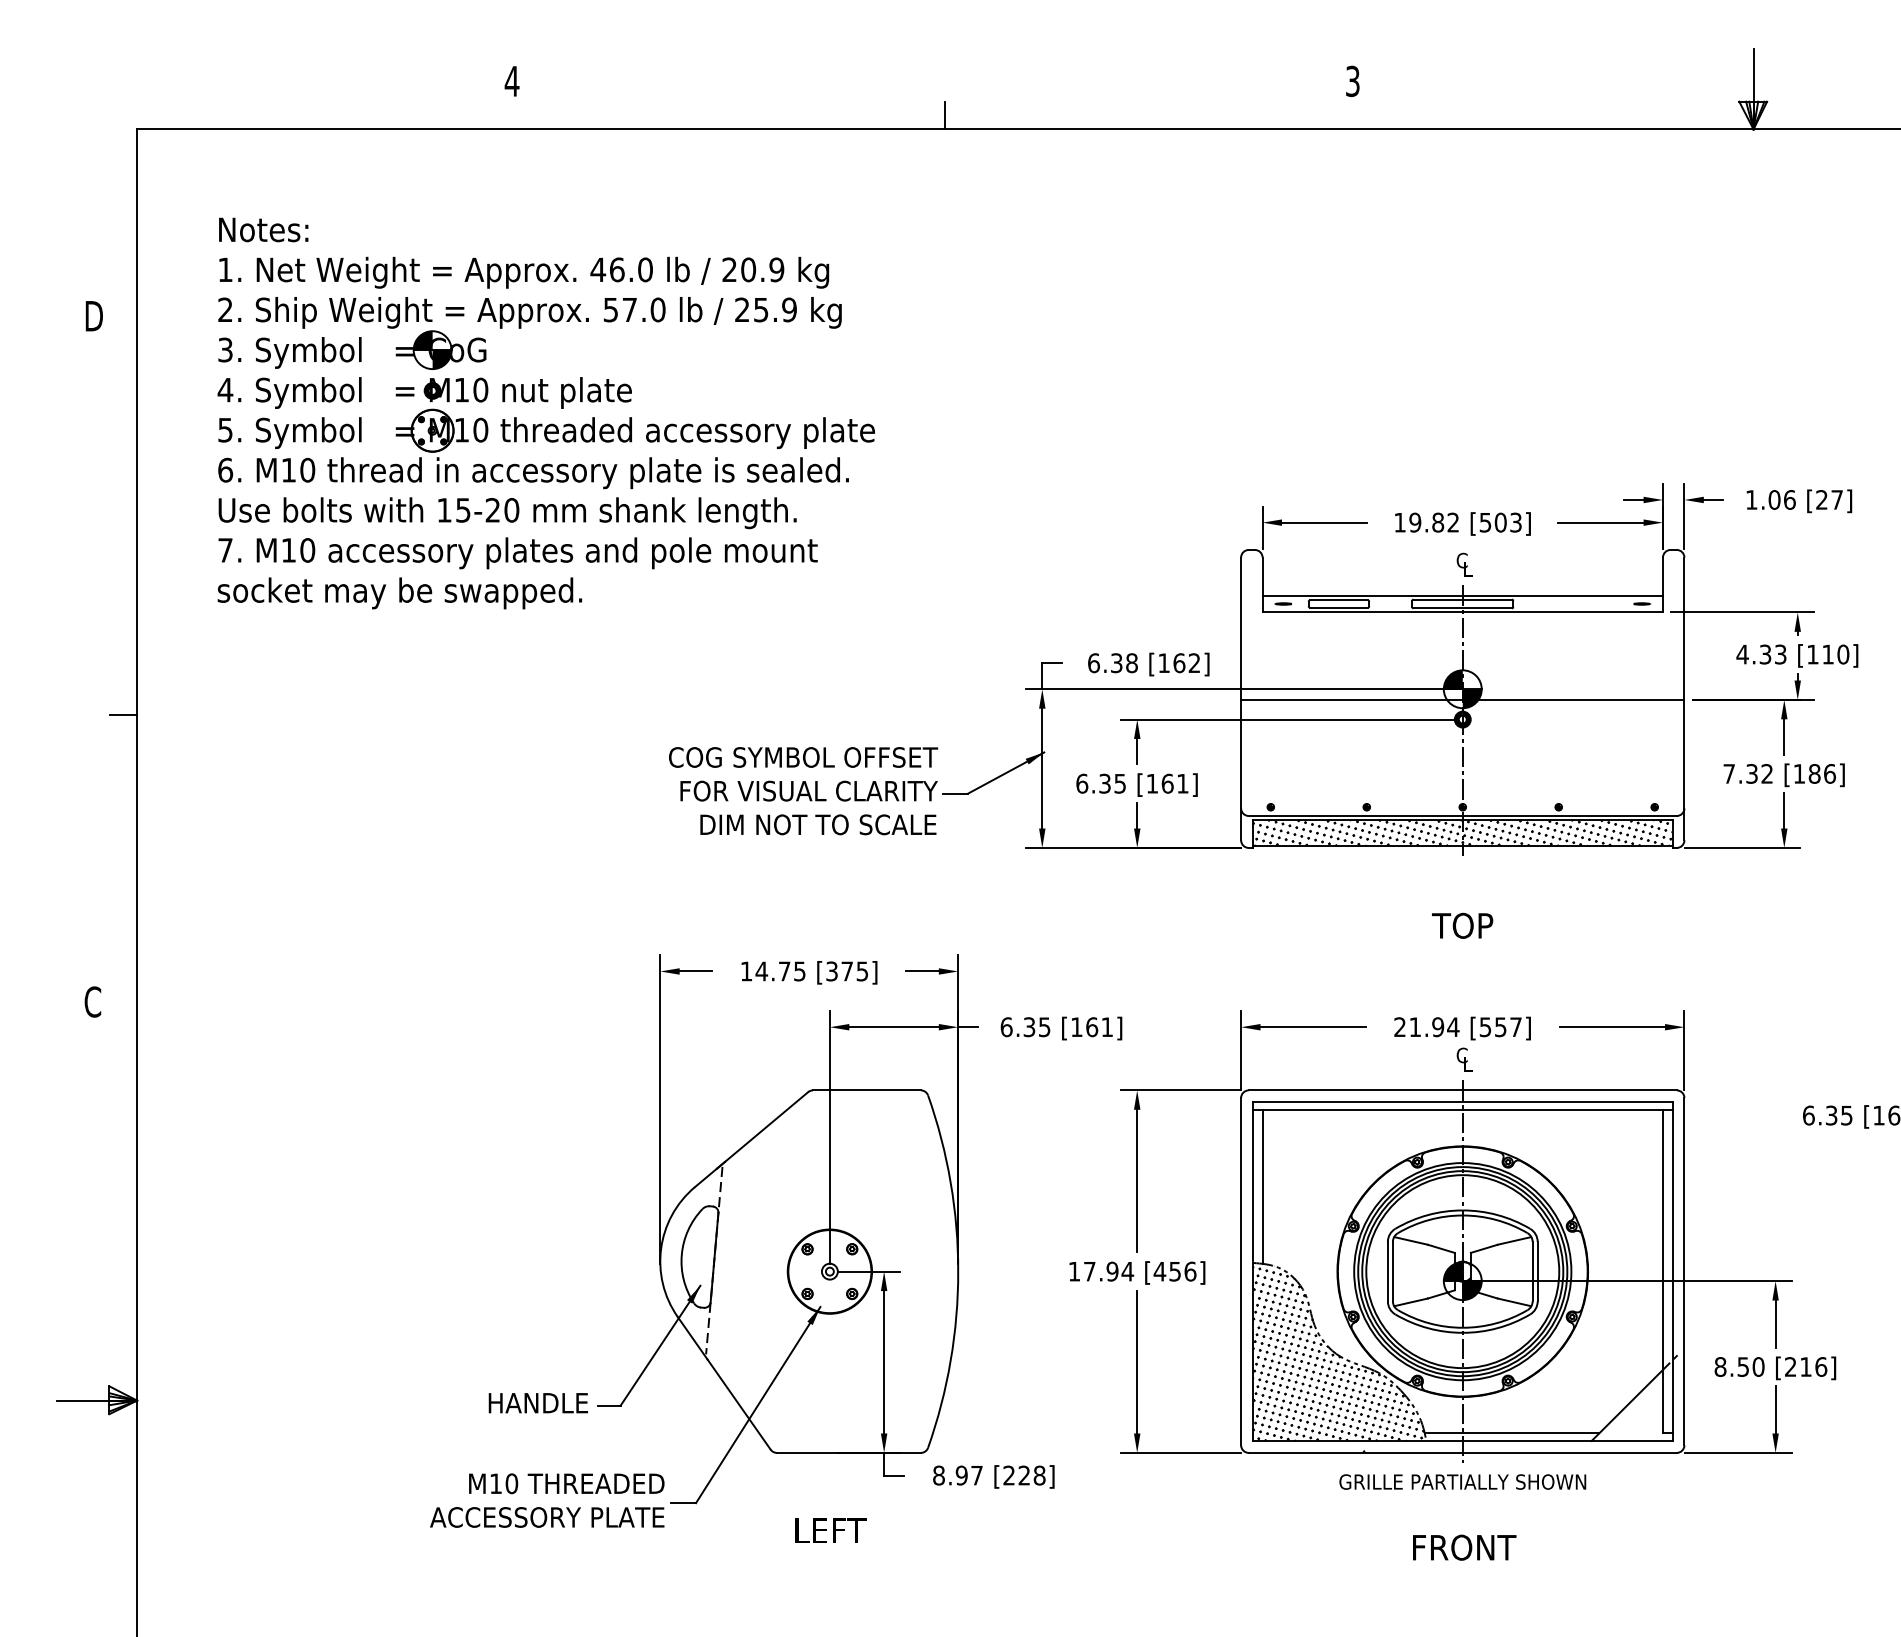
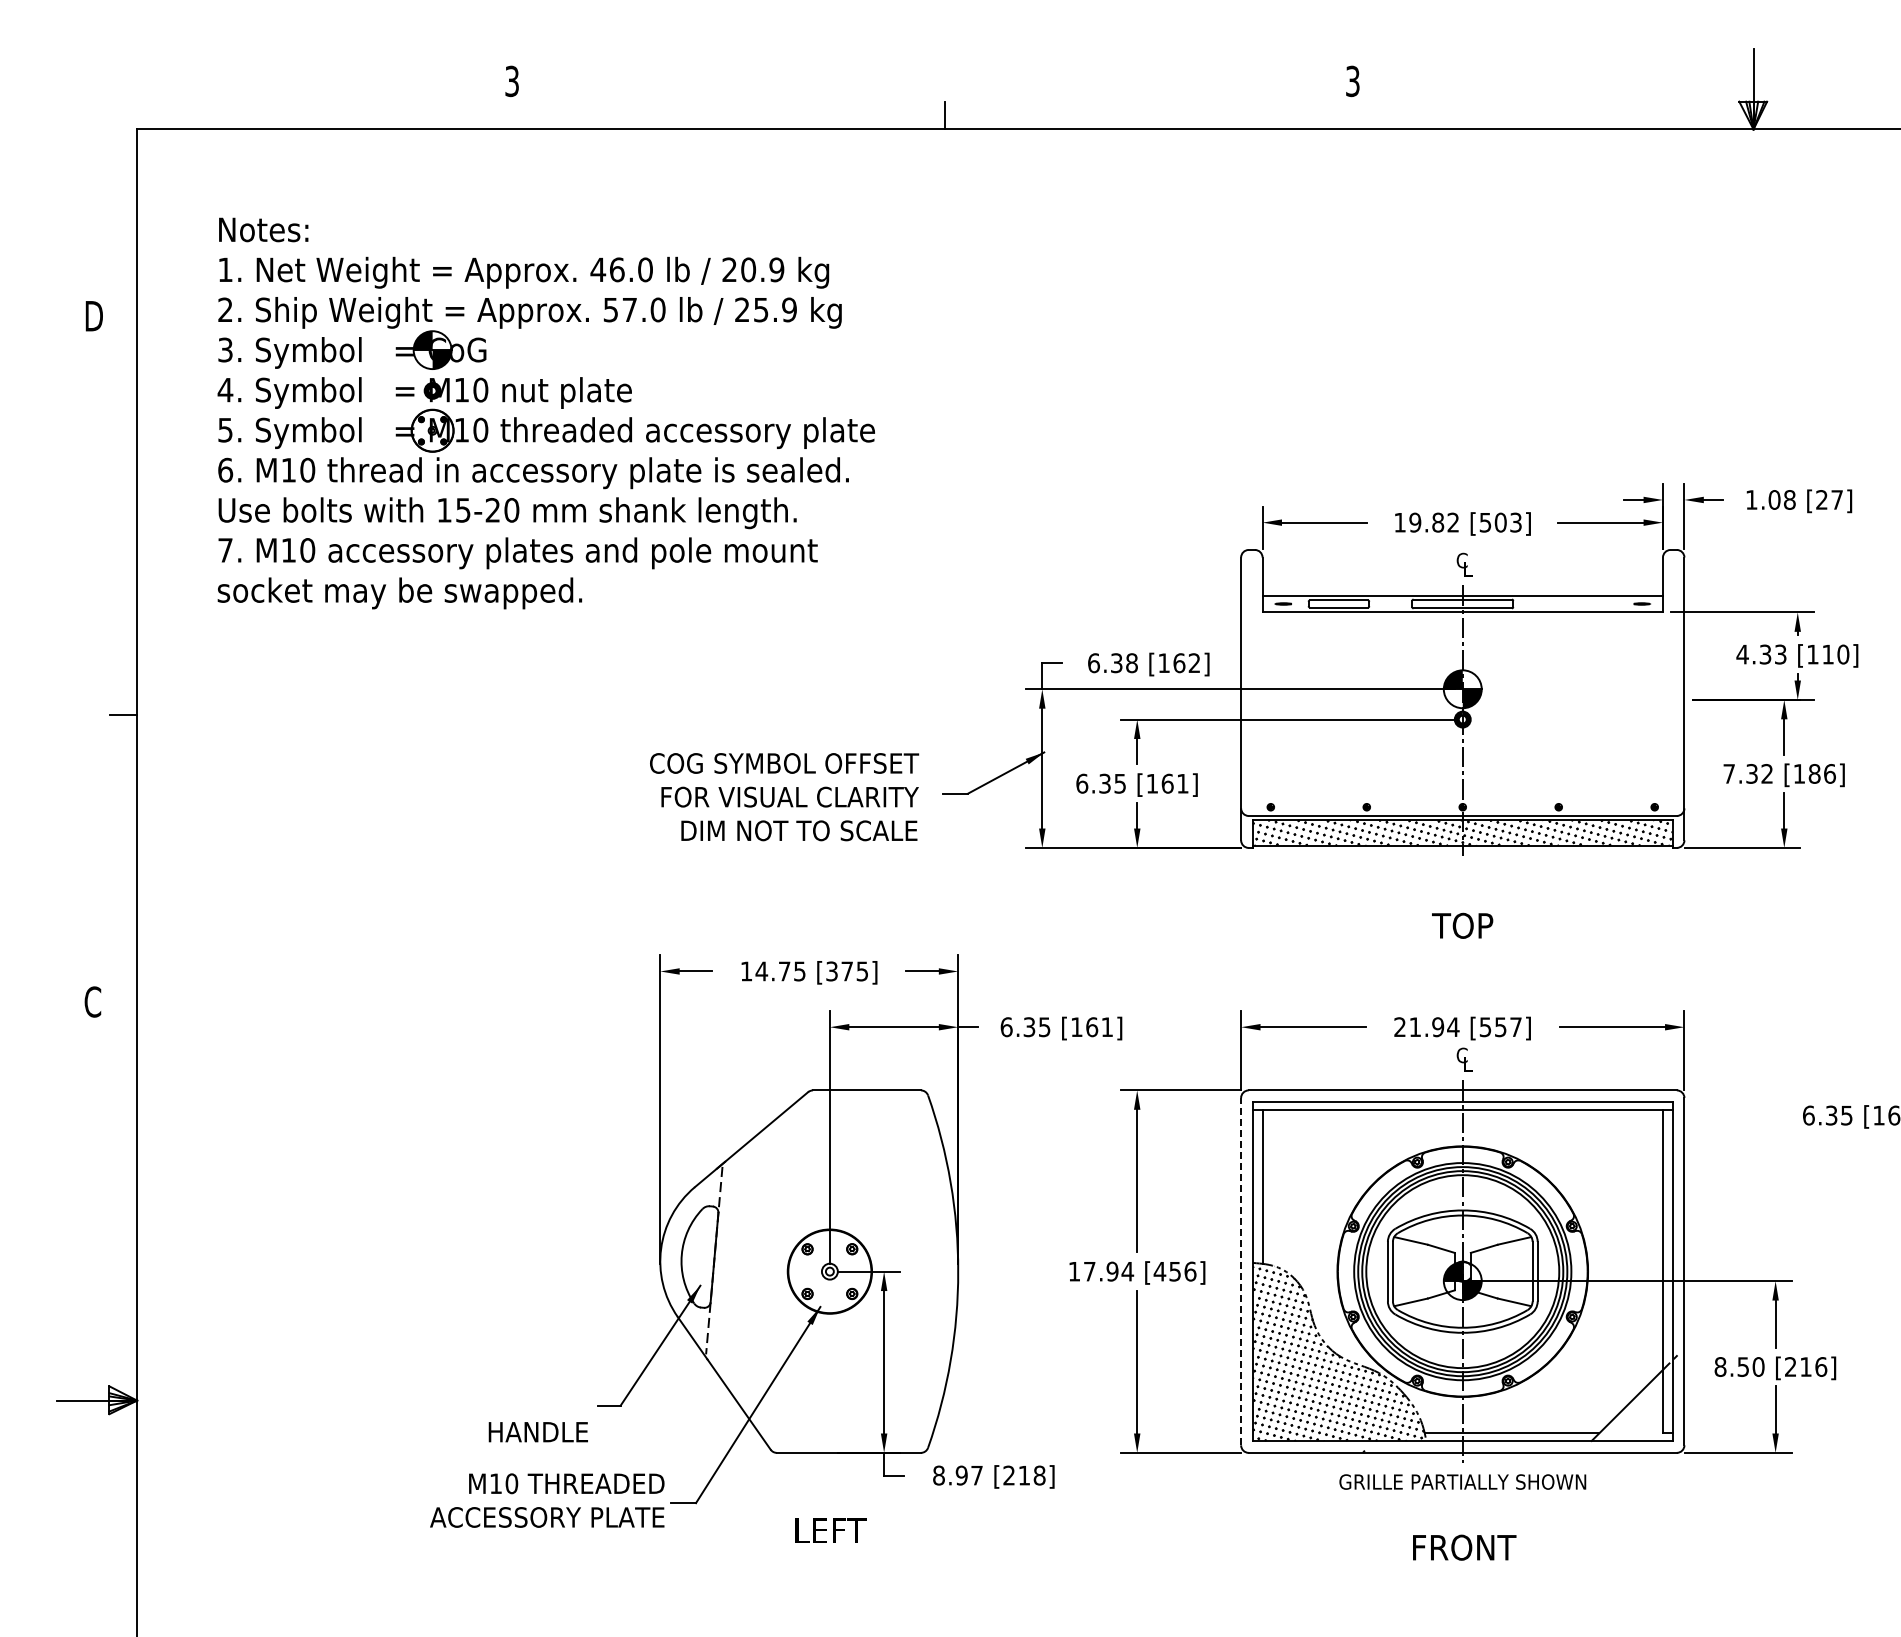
text: 4 -> 3 (511, 81)
text: 1.06 -> 1.08 (1789, 499)
line: present -> none (1462, 699)
text position: (803, 791) -> (784, 797) (784, 797)
line: solid -> dashed (1241, 1271)
text position: (537, 1403) -> (537, 1432) (537, 1432)
text: [228] -> [218] (1023, 1475)
